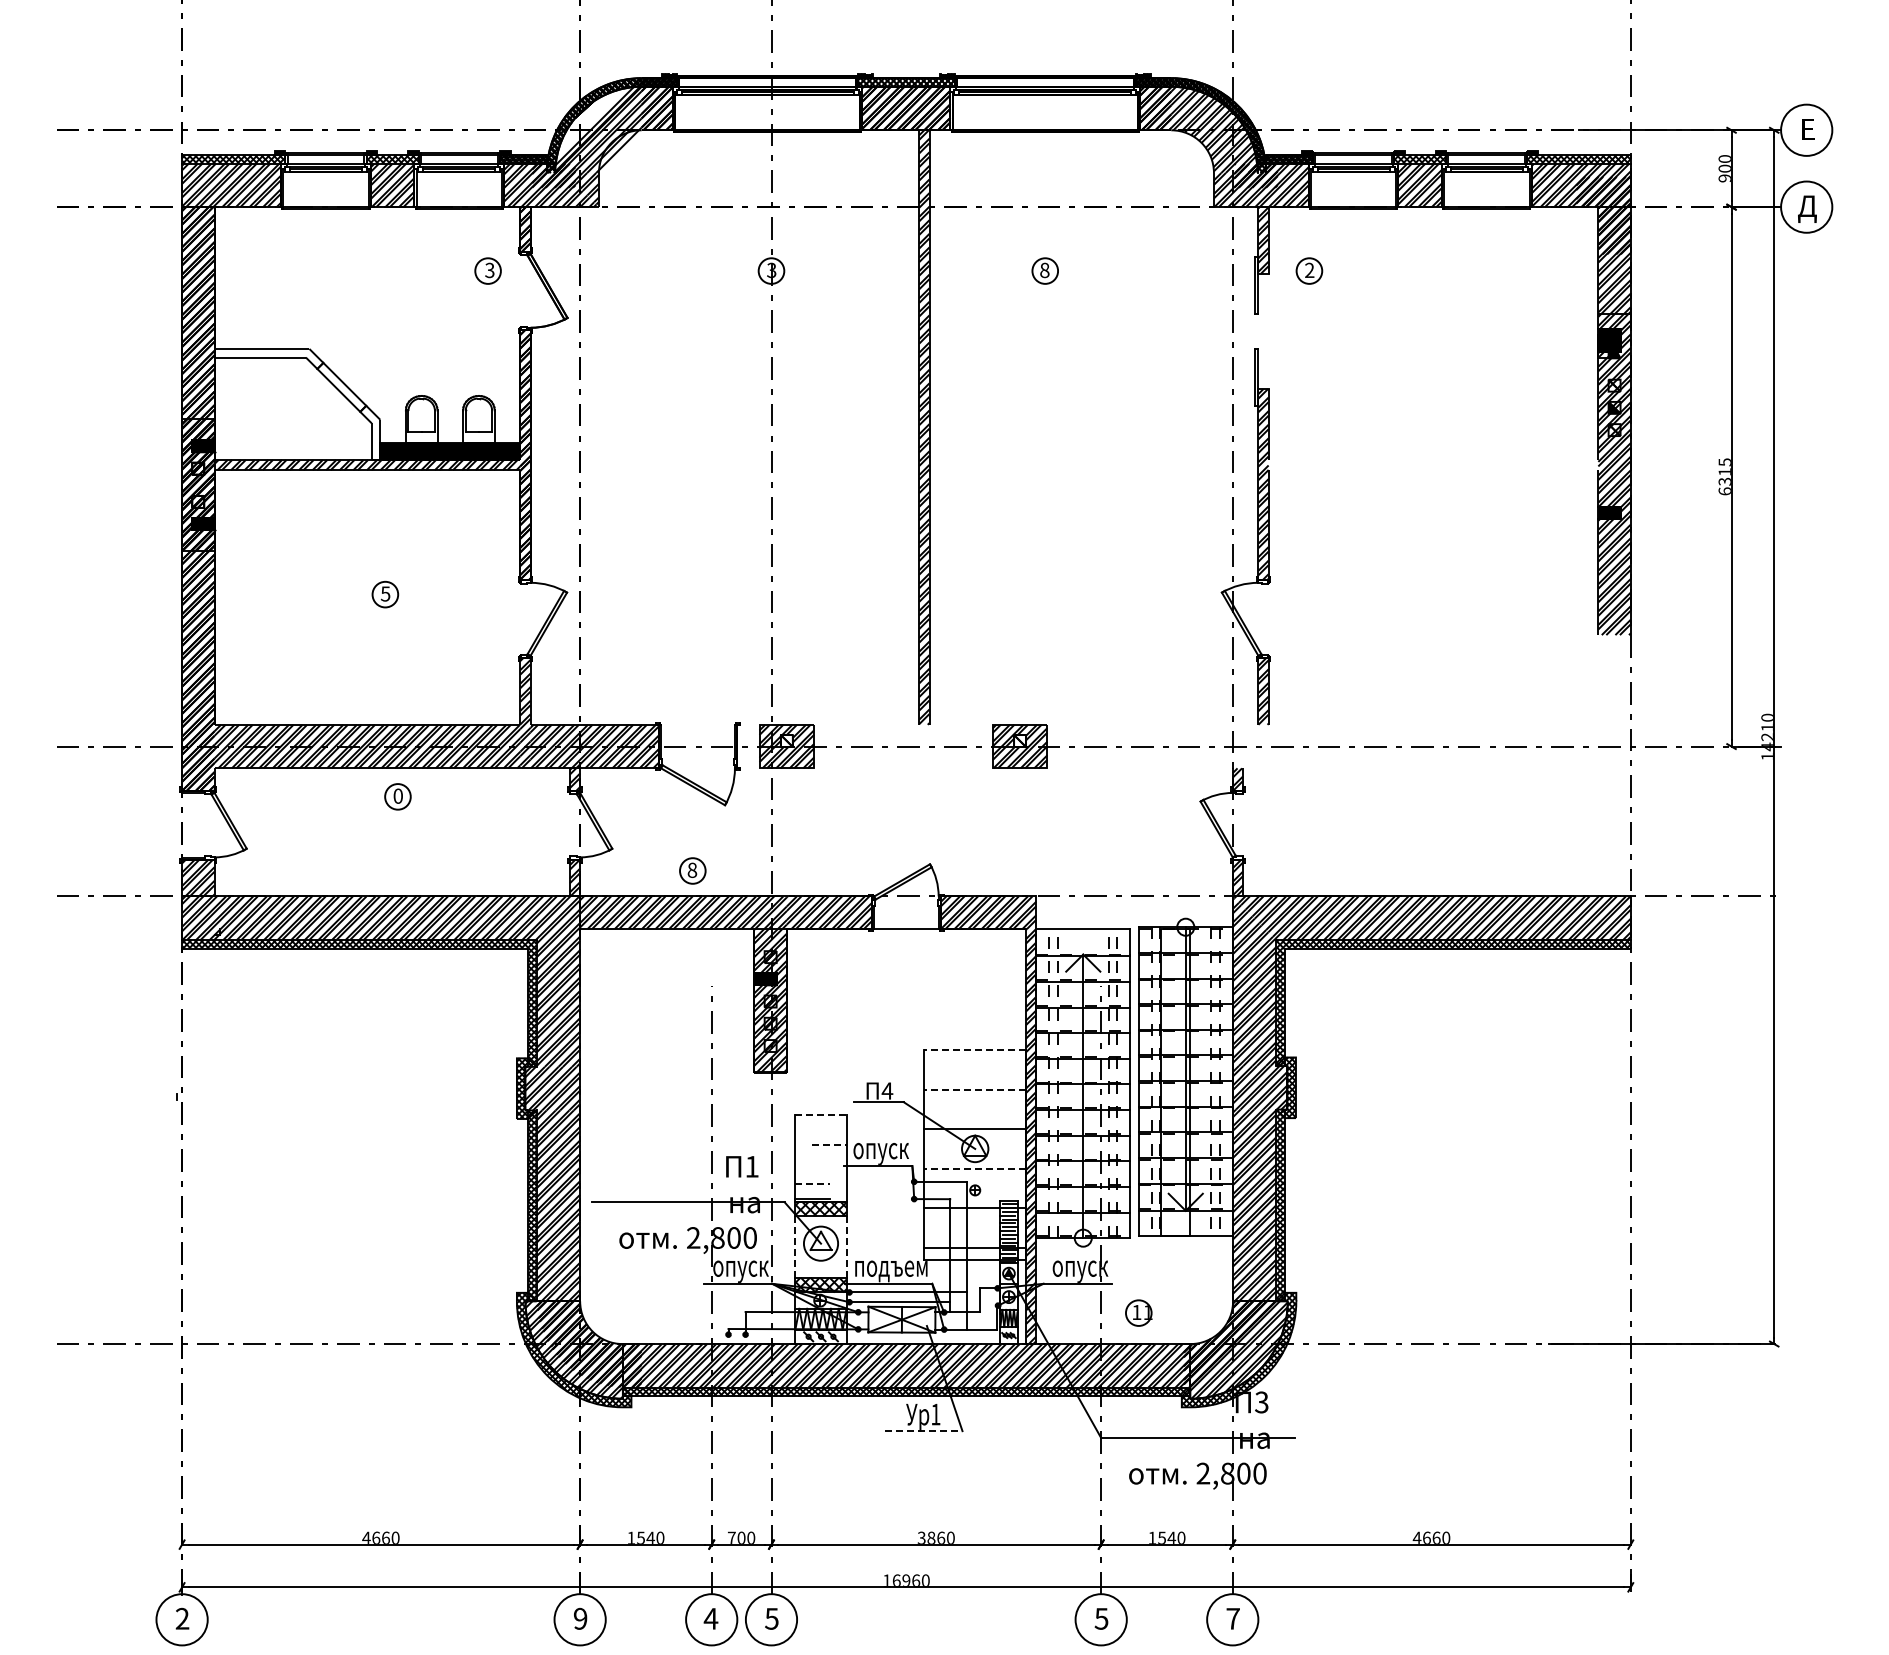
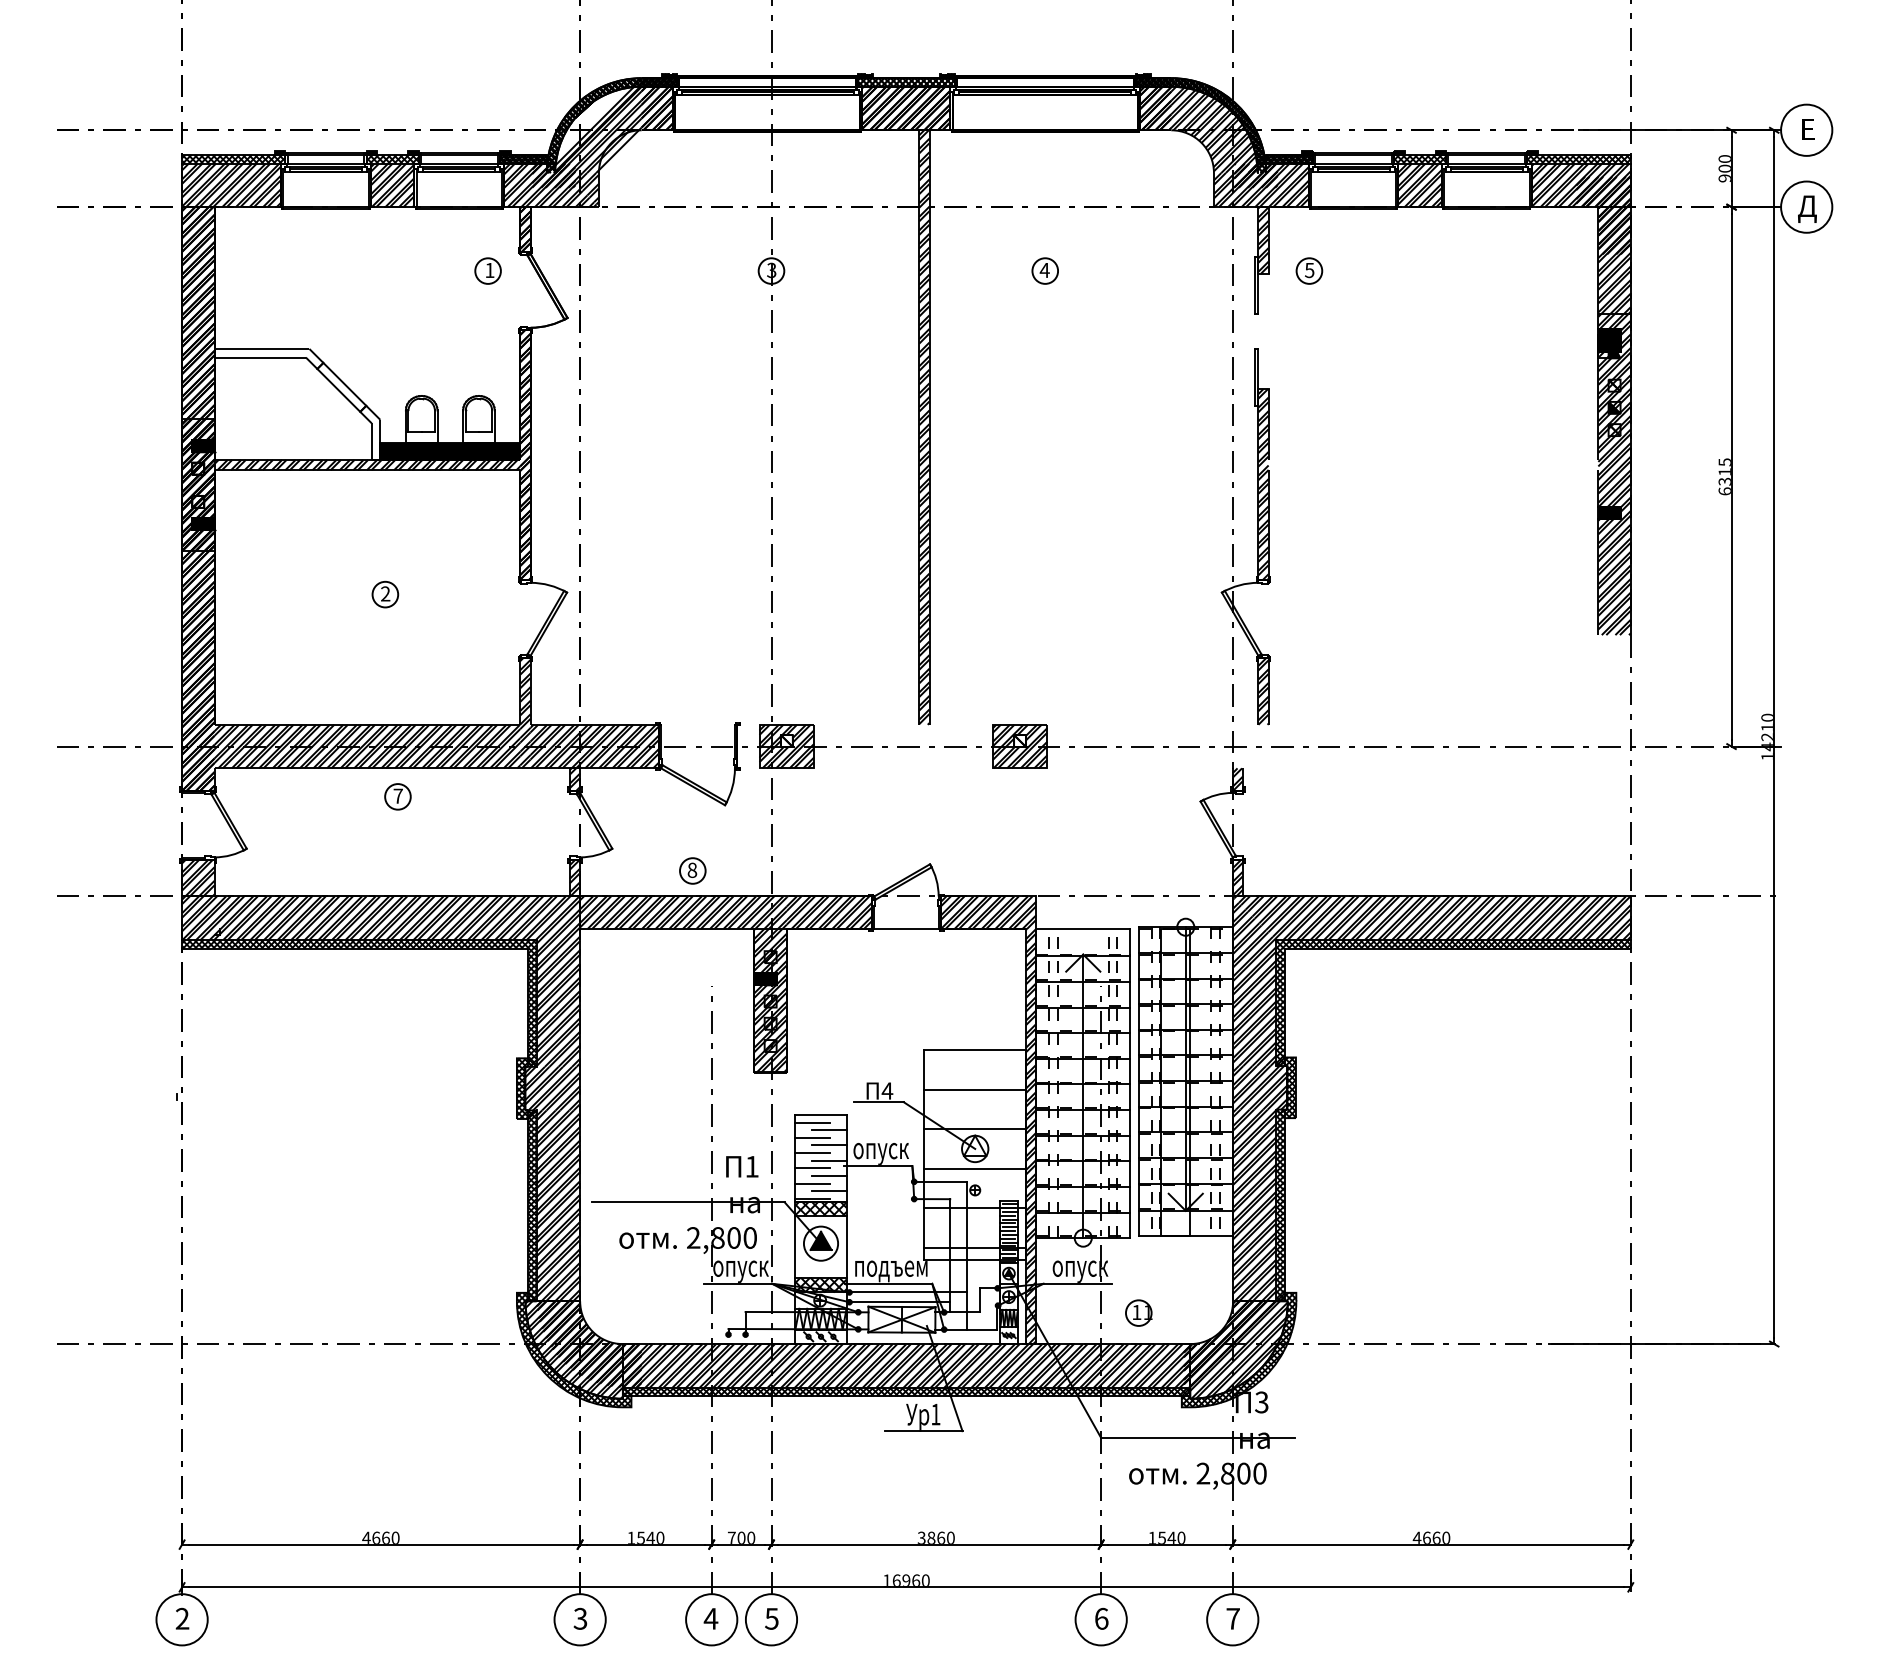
text: 3 -> 1 (489, 270)
text: 8 -> 4 (1044, 270)
text: 2 -> 5 (1309, 270)
text: 5 -> 2 (385, 593)
text: 0 -> 7 (397, 795)
line: dashed -> solid (974, 1050)
line: dashed -> solid (974, 1089)
line: dashed -> solid (821, 1114)
line: none -> present (812, 1122)
line: none -> present (829, 1130)
line: none -> present (812, 1137)
line: dashed -> solid (829, 1145)
line: none -> present (812, 1153)
line: none -> present (829, 1160)
line: none -> present (812, 1168)
line: dashed -> solid (974, 1168)
line: none -> present (829, 1176)
line: dashed -> solid (813, 1183)
line: none -> present (829, 1191)
fill: none -> present (820, 1240)
line: dashed -> solid (795, 1247)
line: dashed -> solid (846, 1247)
line: dashed -> solid (923, 1431)
text: 9 -> 3 (580, 1618)
text: 5 -> 6 (1101, 1618)
